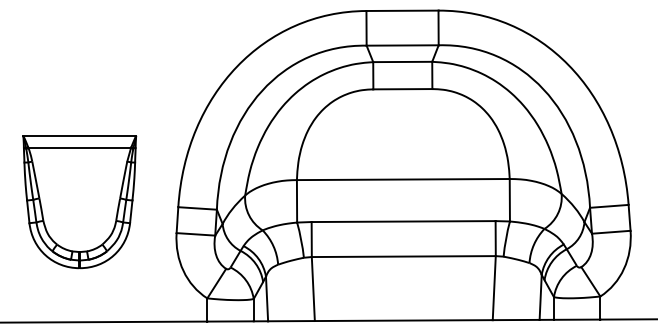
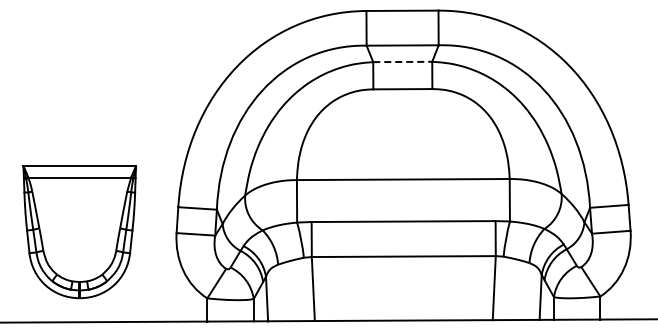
line: solid -> dashed (402, 61)
part position: (79, 202) -> (79, 232) (79, 232)
